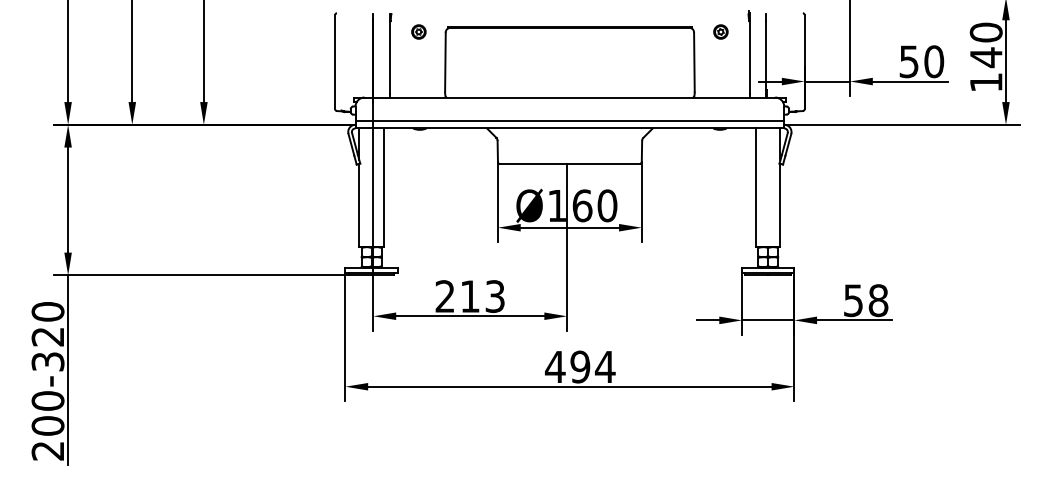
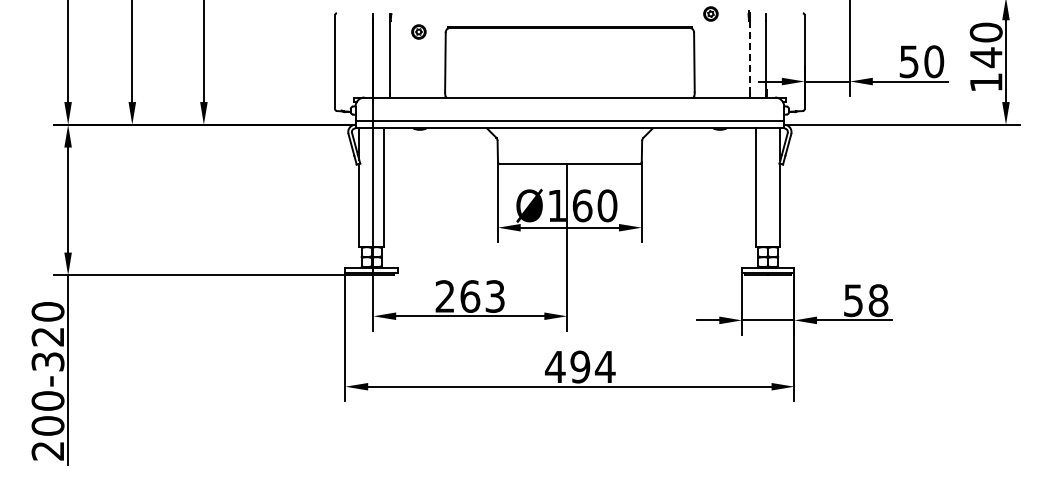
part position: (720, 31) -> (710, 13) (710, 13)
line: solid -> dashed (750, 56)
text: 213 -> 263 (470, 296)
